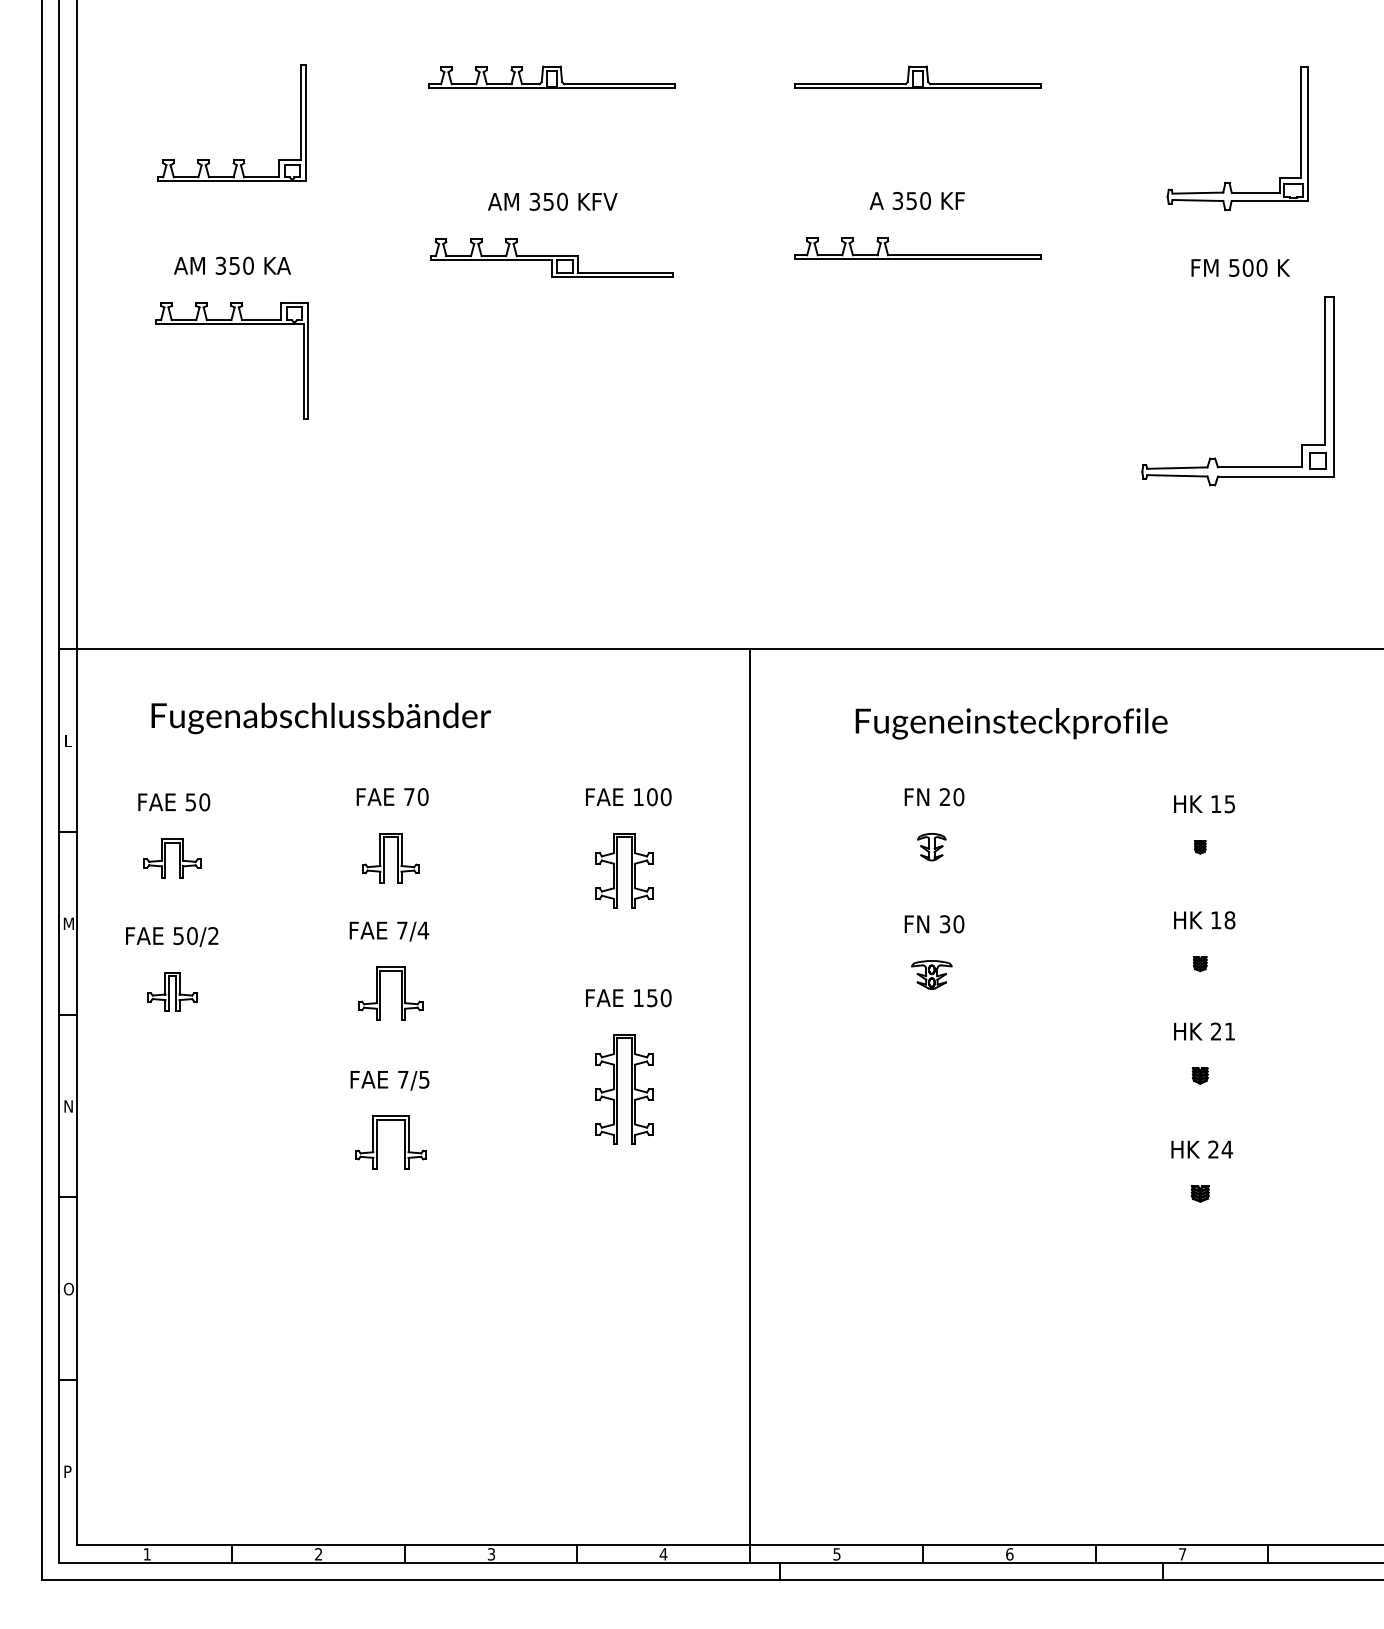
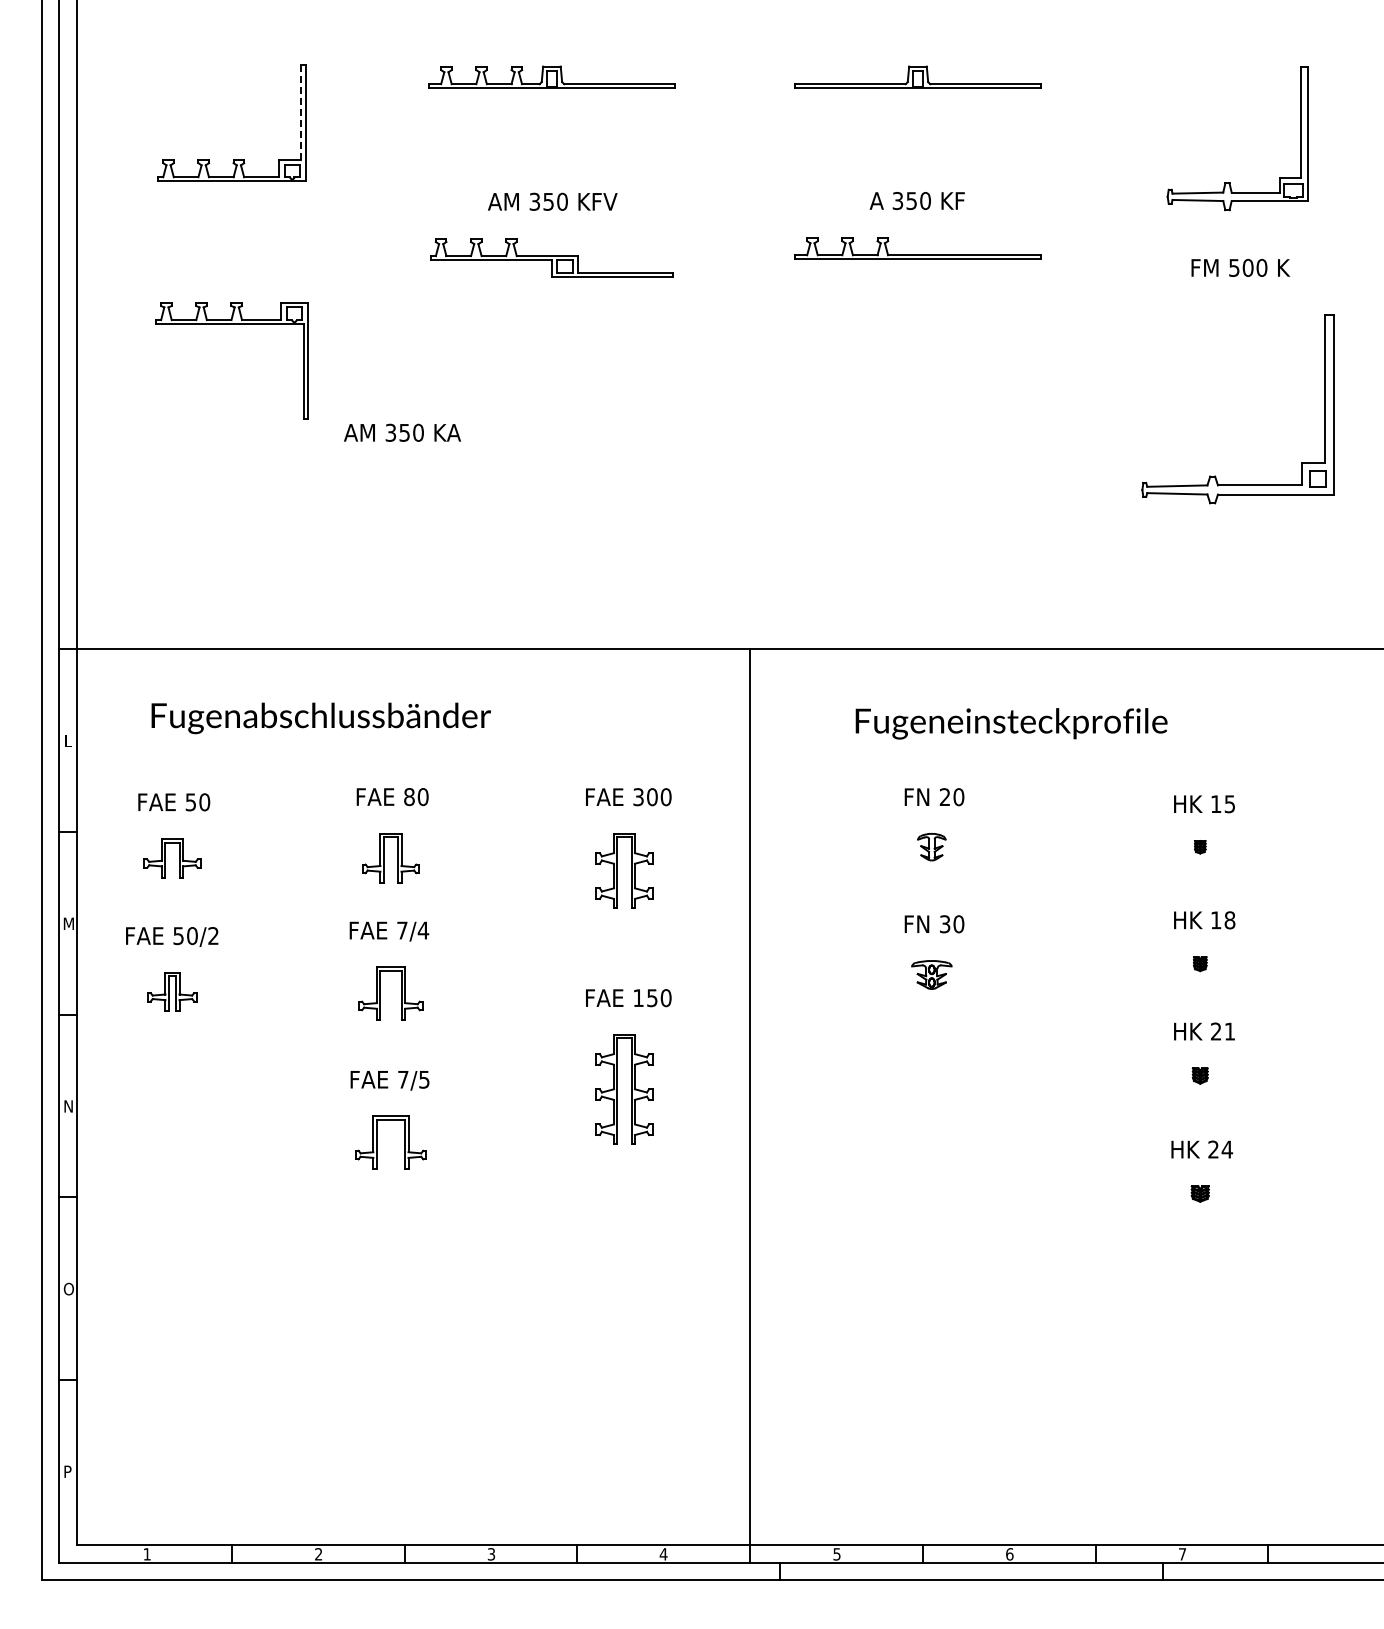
line: solid -> dashed (301, 113)
text position: (232, 265) -> (402, 432) (402, 432)
part position: (1215, 457) -> (1215, 475) (1215, 475)
text: 70 -> 80 (409, 797)
text: 100 -> 300 (638, 797)
